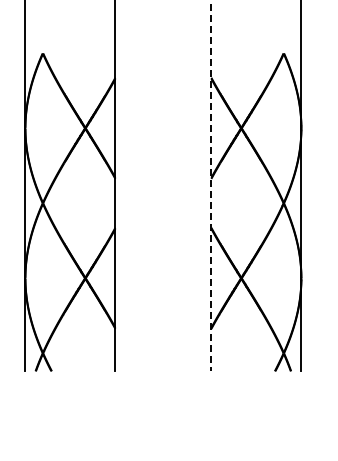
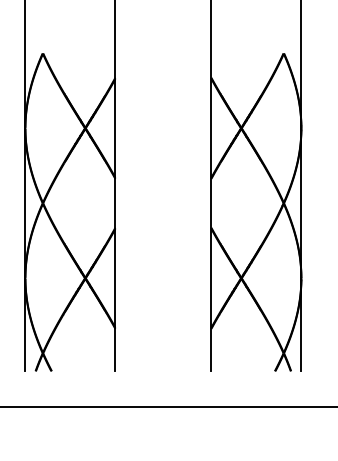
line: dashed -> solid (211, 186)
line: none -> present (168, 407)
